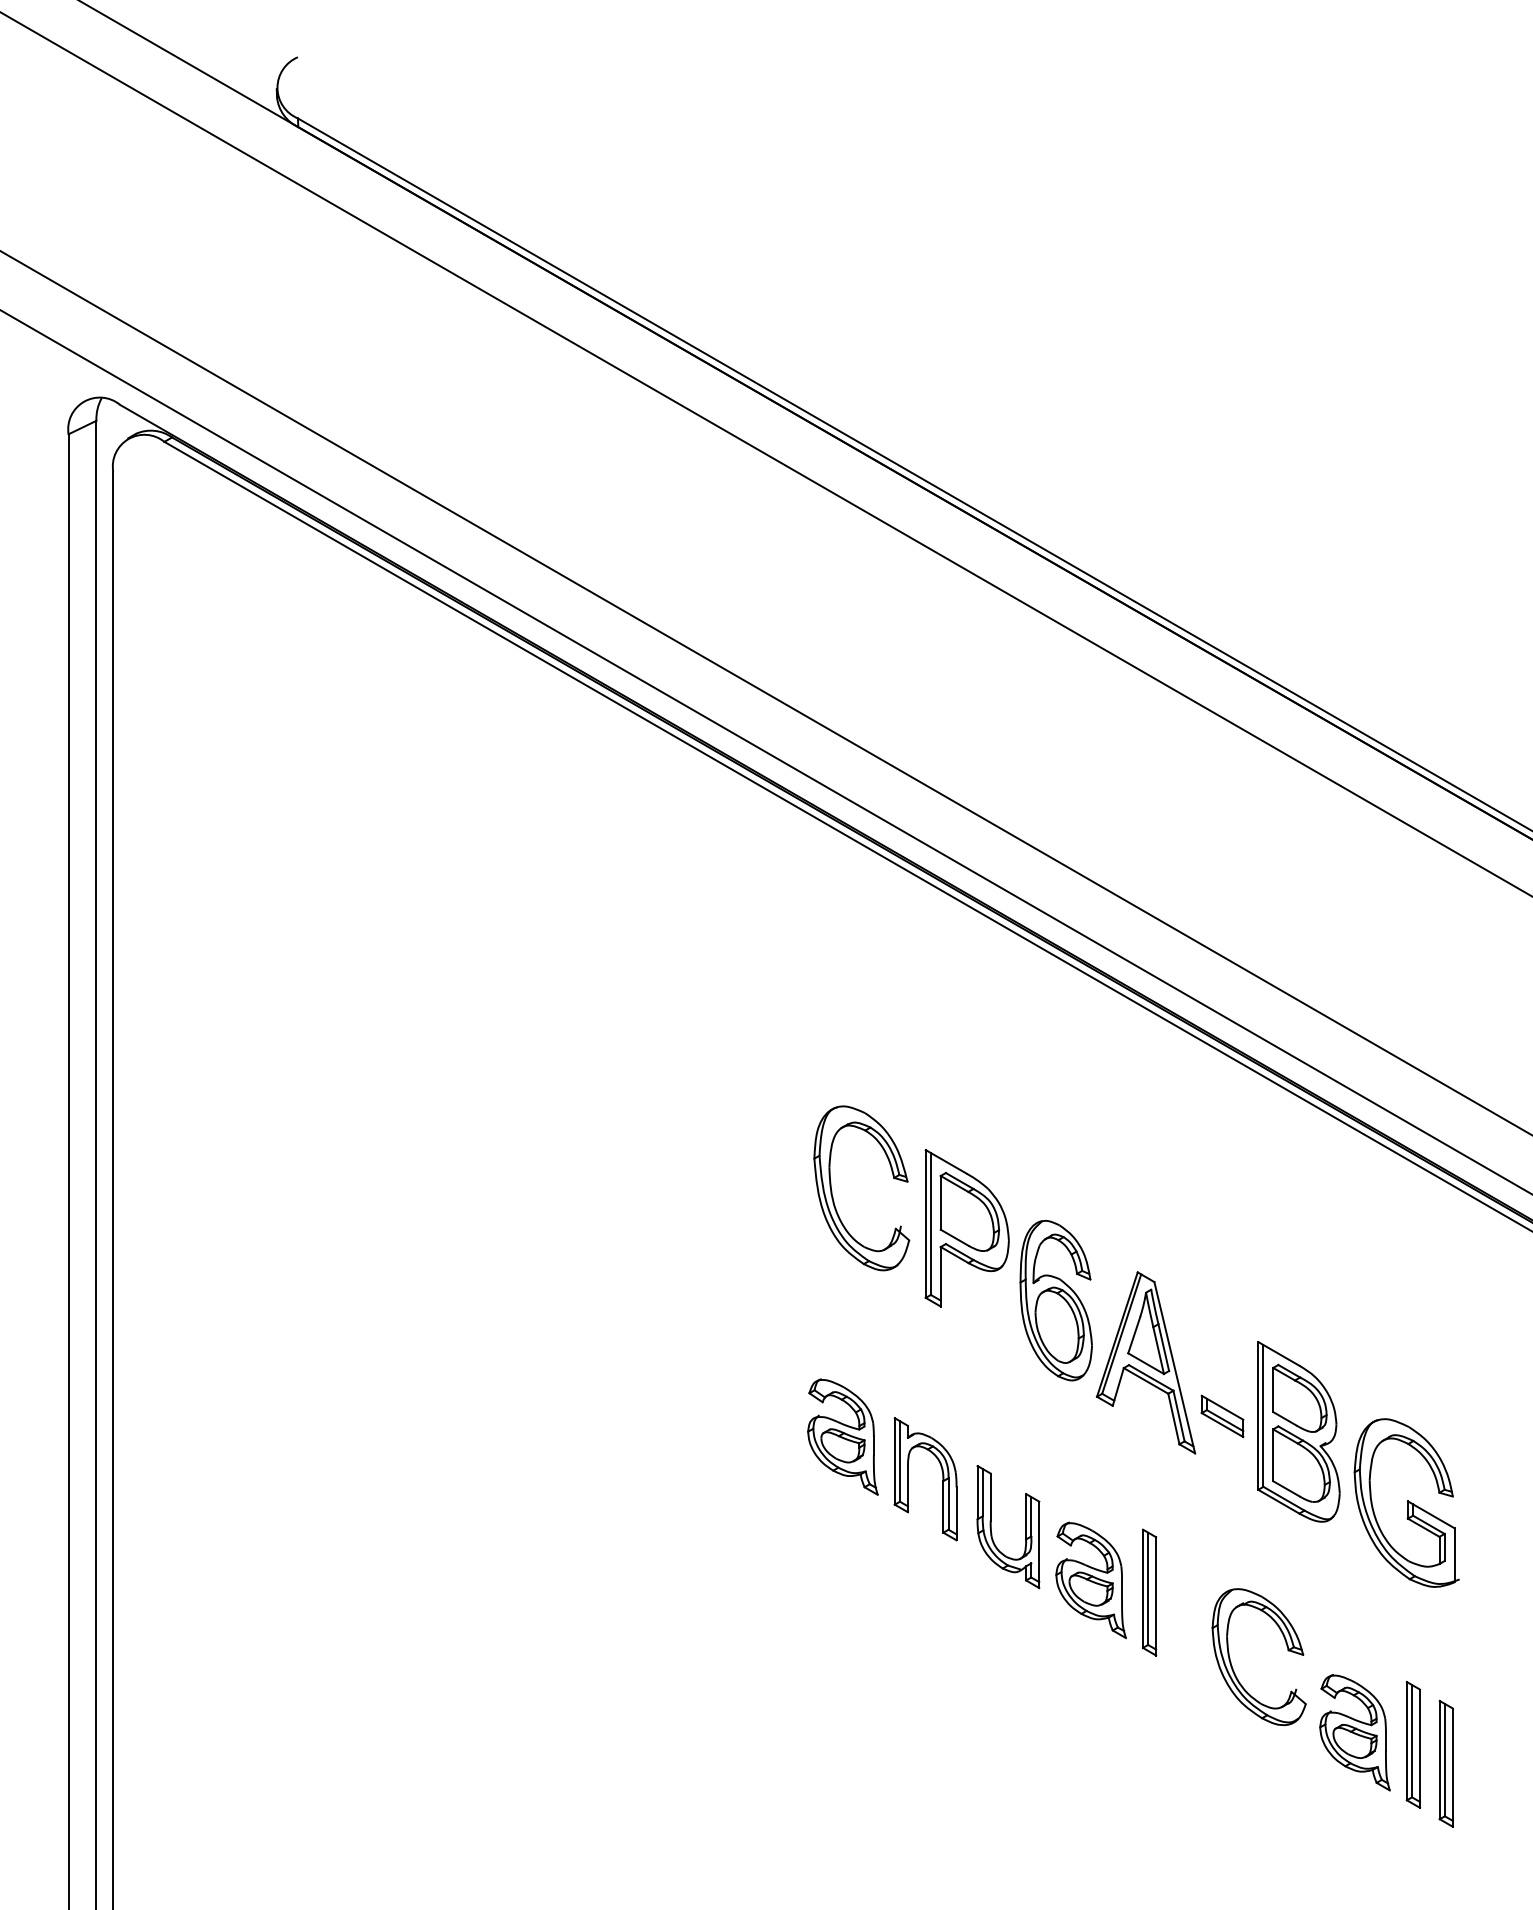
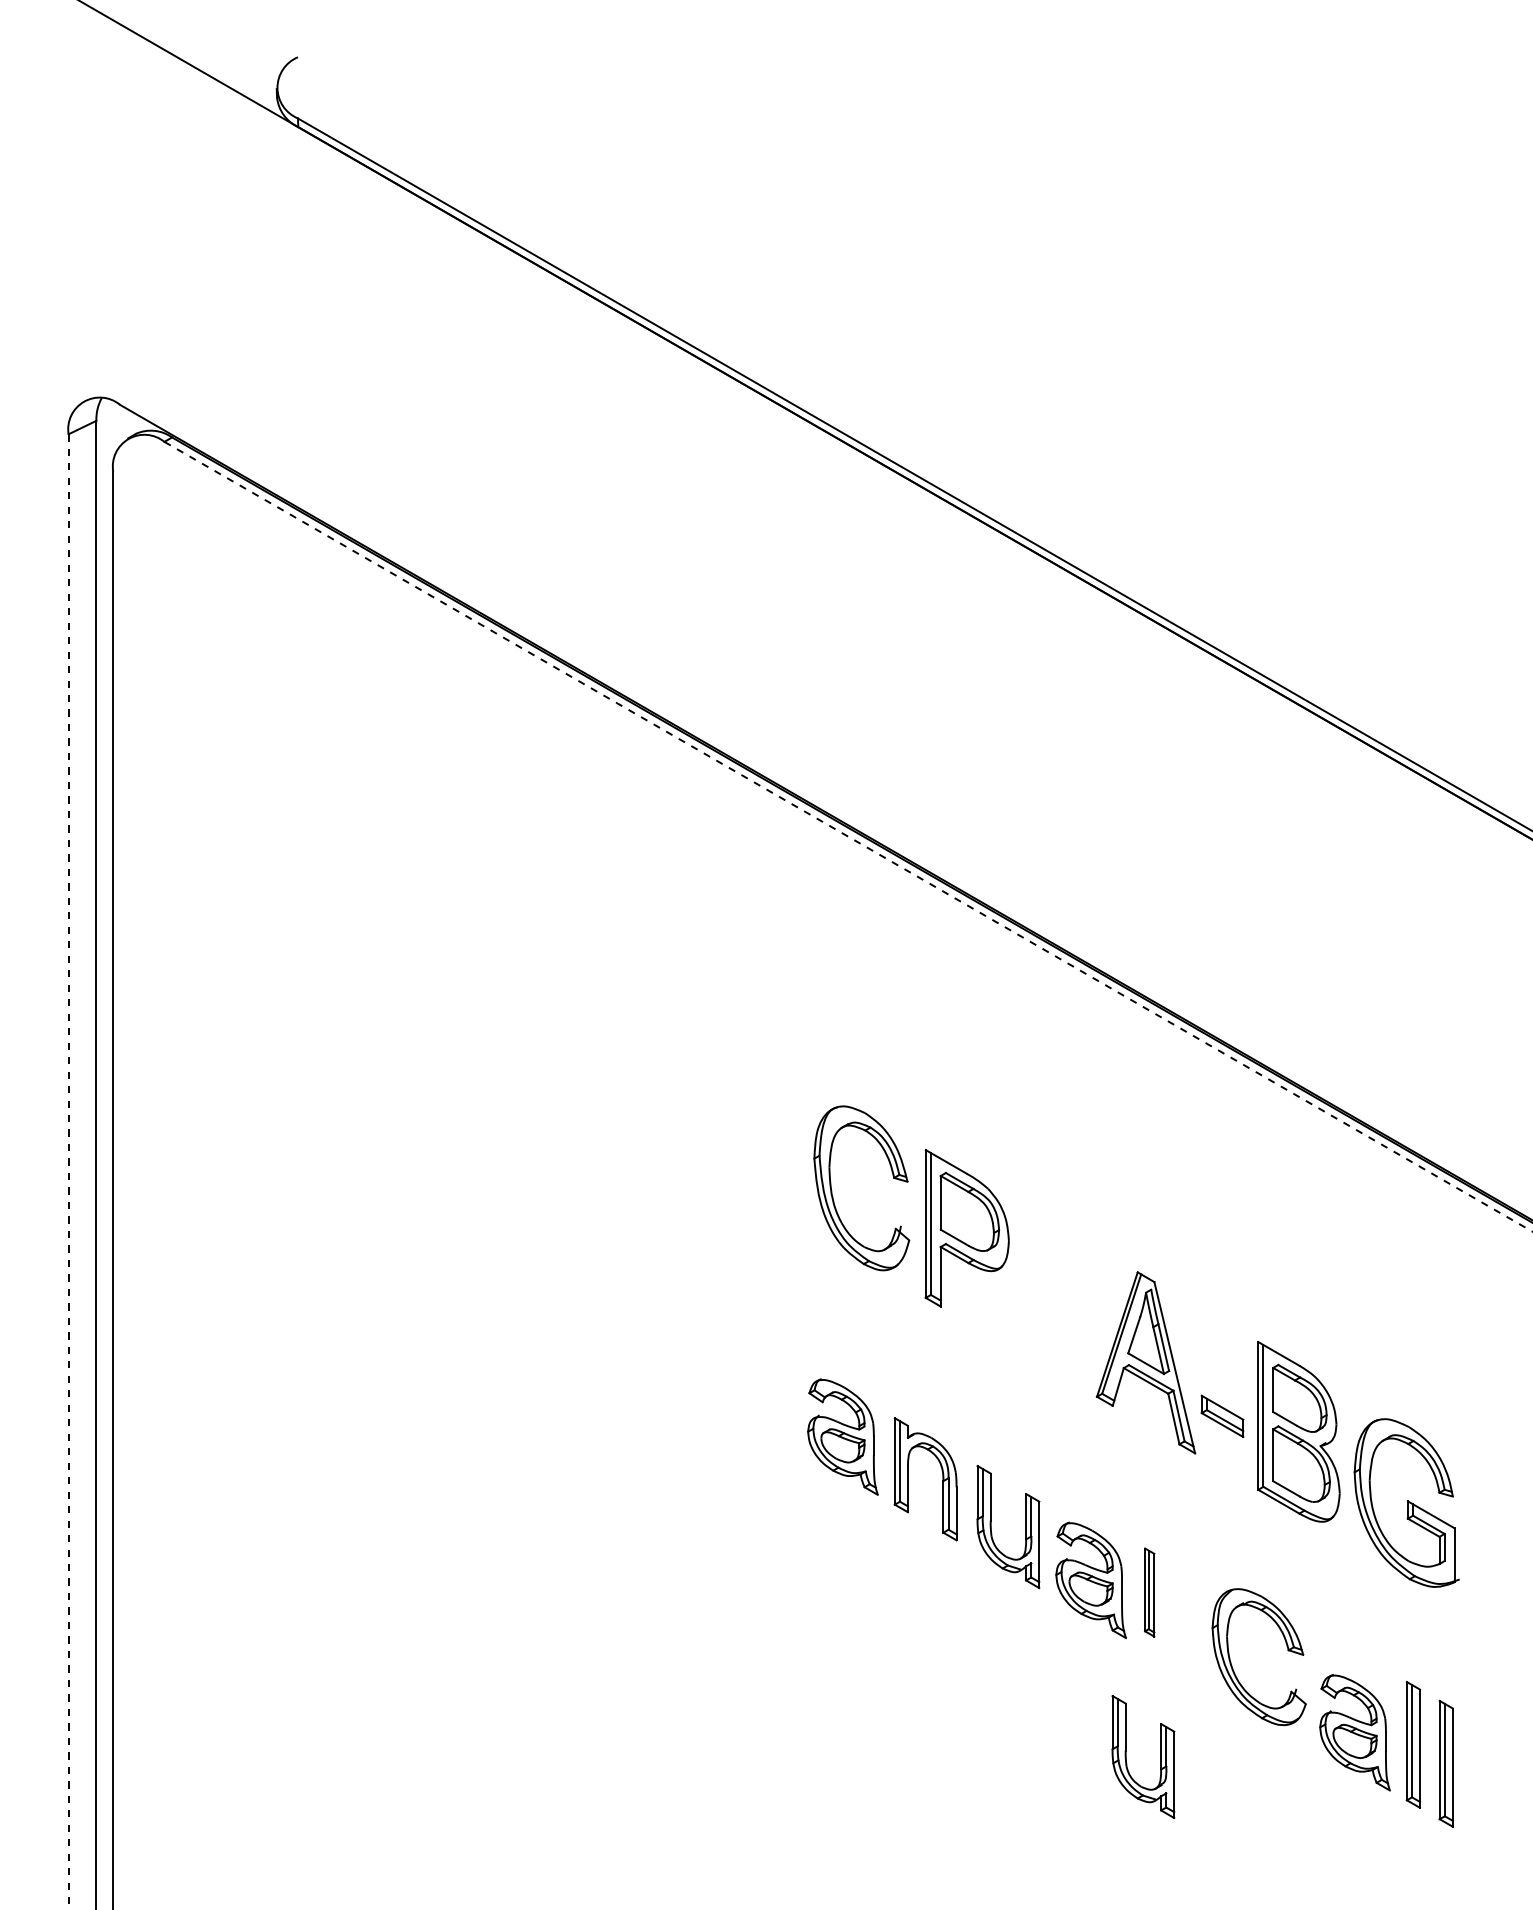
line: present -> none (765, 453)
line: present -> none (765, 692)
line: present -> none (765, 751)
line: solid -> dashed (848, 836)
line: solid -> dashed (68, 1172)
part: present -> none (1055, 1300)
part size: 16x129 px -> 12x91 px (1149, 1592)
part: none -> present (1126, 1757)
